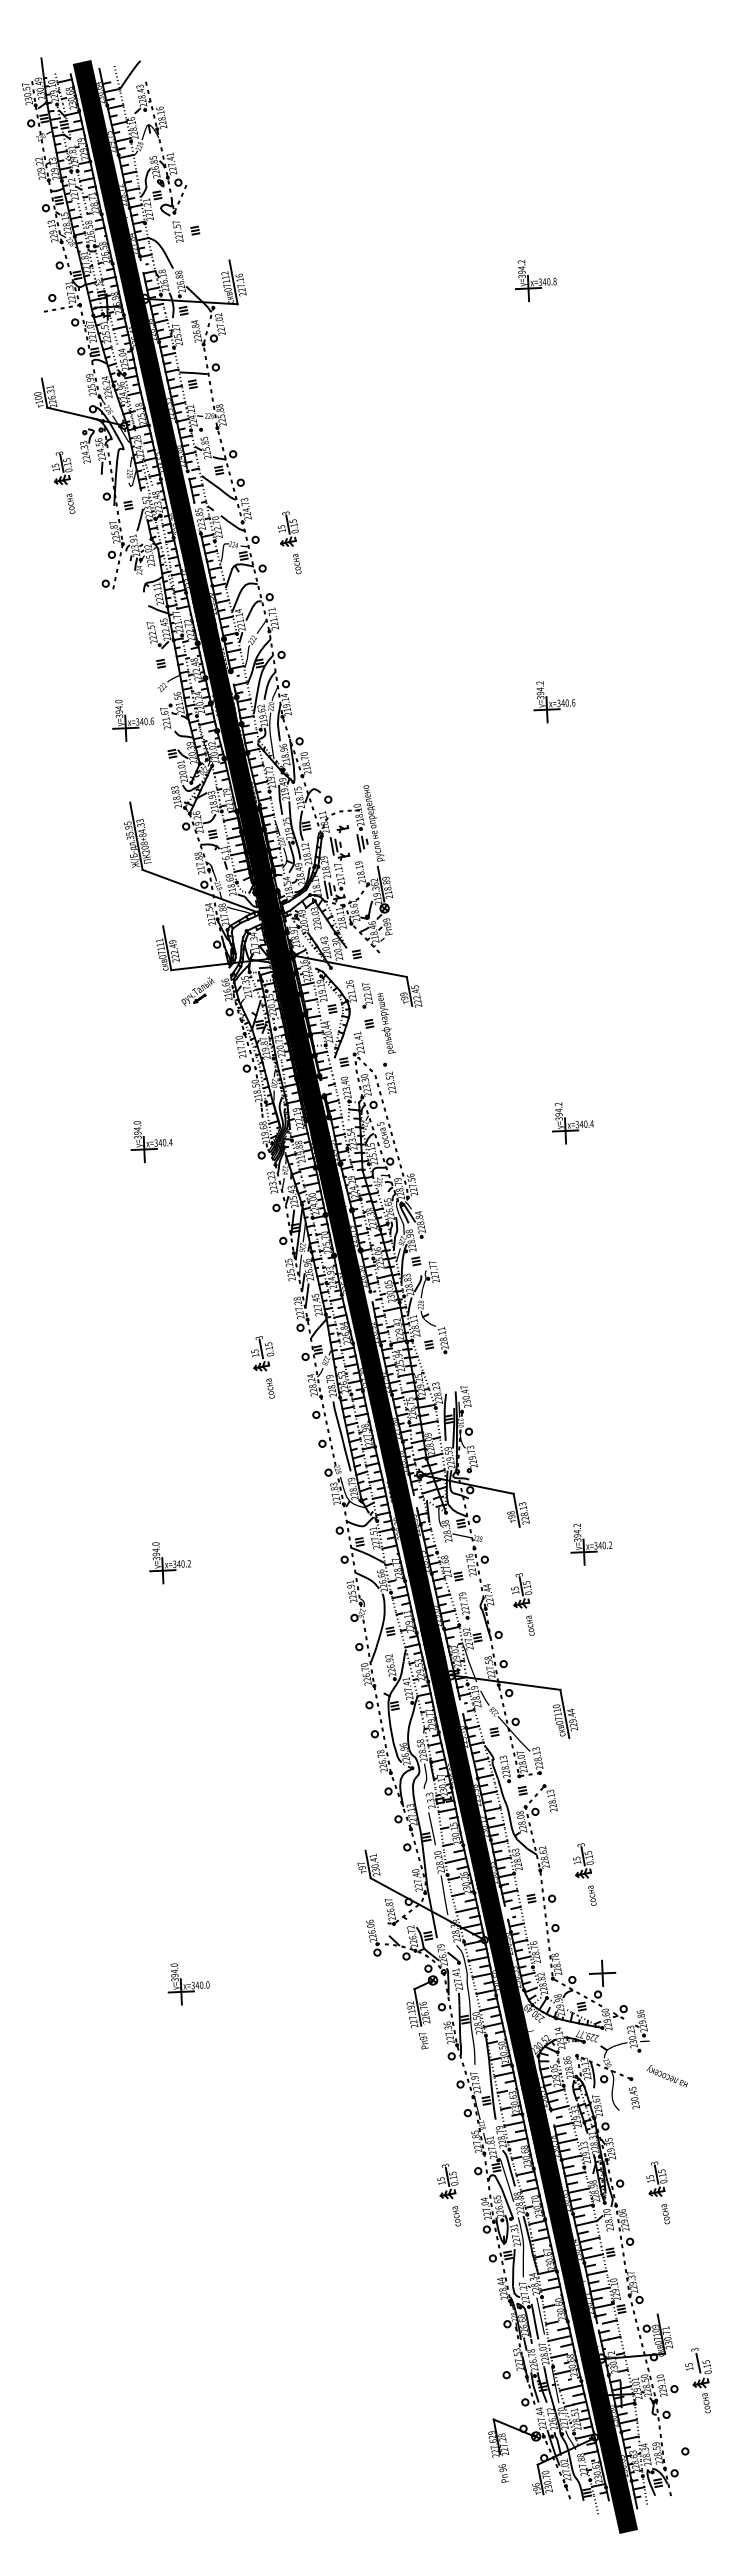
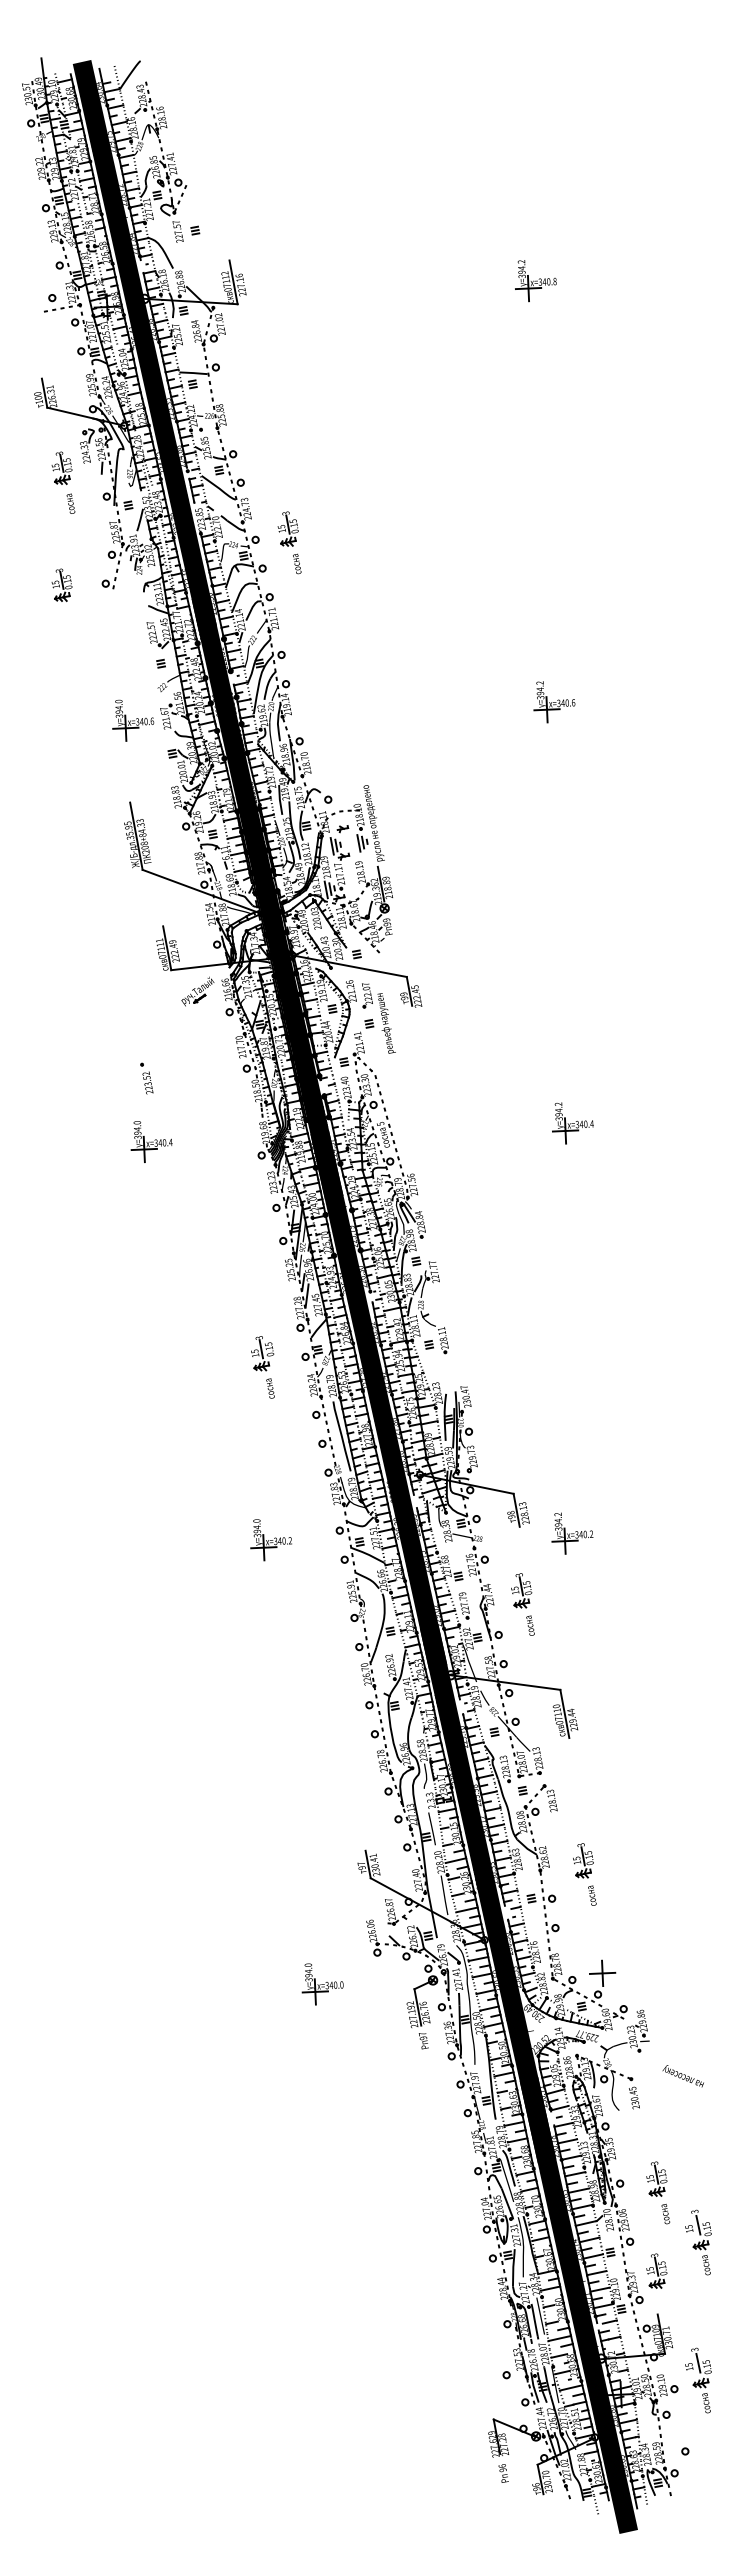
part: none -> present (61, 584)
part position: (389, 1078) -> (146, 1078) (146, 1078)
part position: (591, 1544) -> (572, 1533) (572, 1533)
part position: (169, 1563) -> (270, 1540) (270, 1540)
part position: (188, 1984) -> (322, 1984) (322, 1984)
text position: (666, 2076) -> (682, 2076) (682, 2076)
part: present -> none (449, 2194)
part: none -> present (698, 2242)
part: none -> present (656, 2270)
